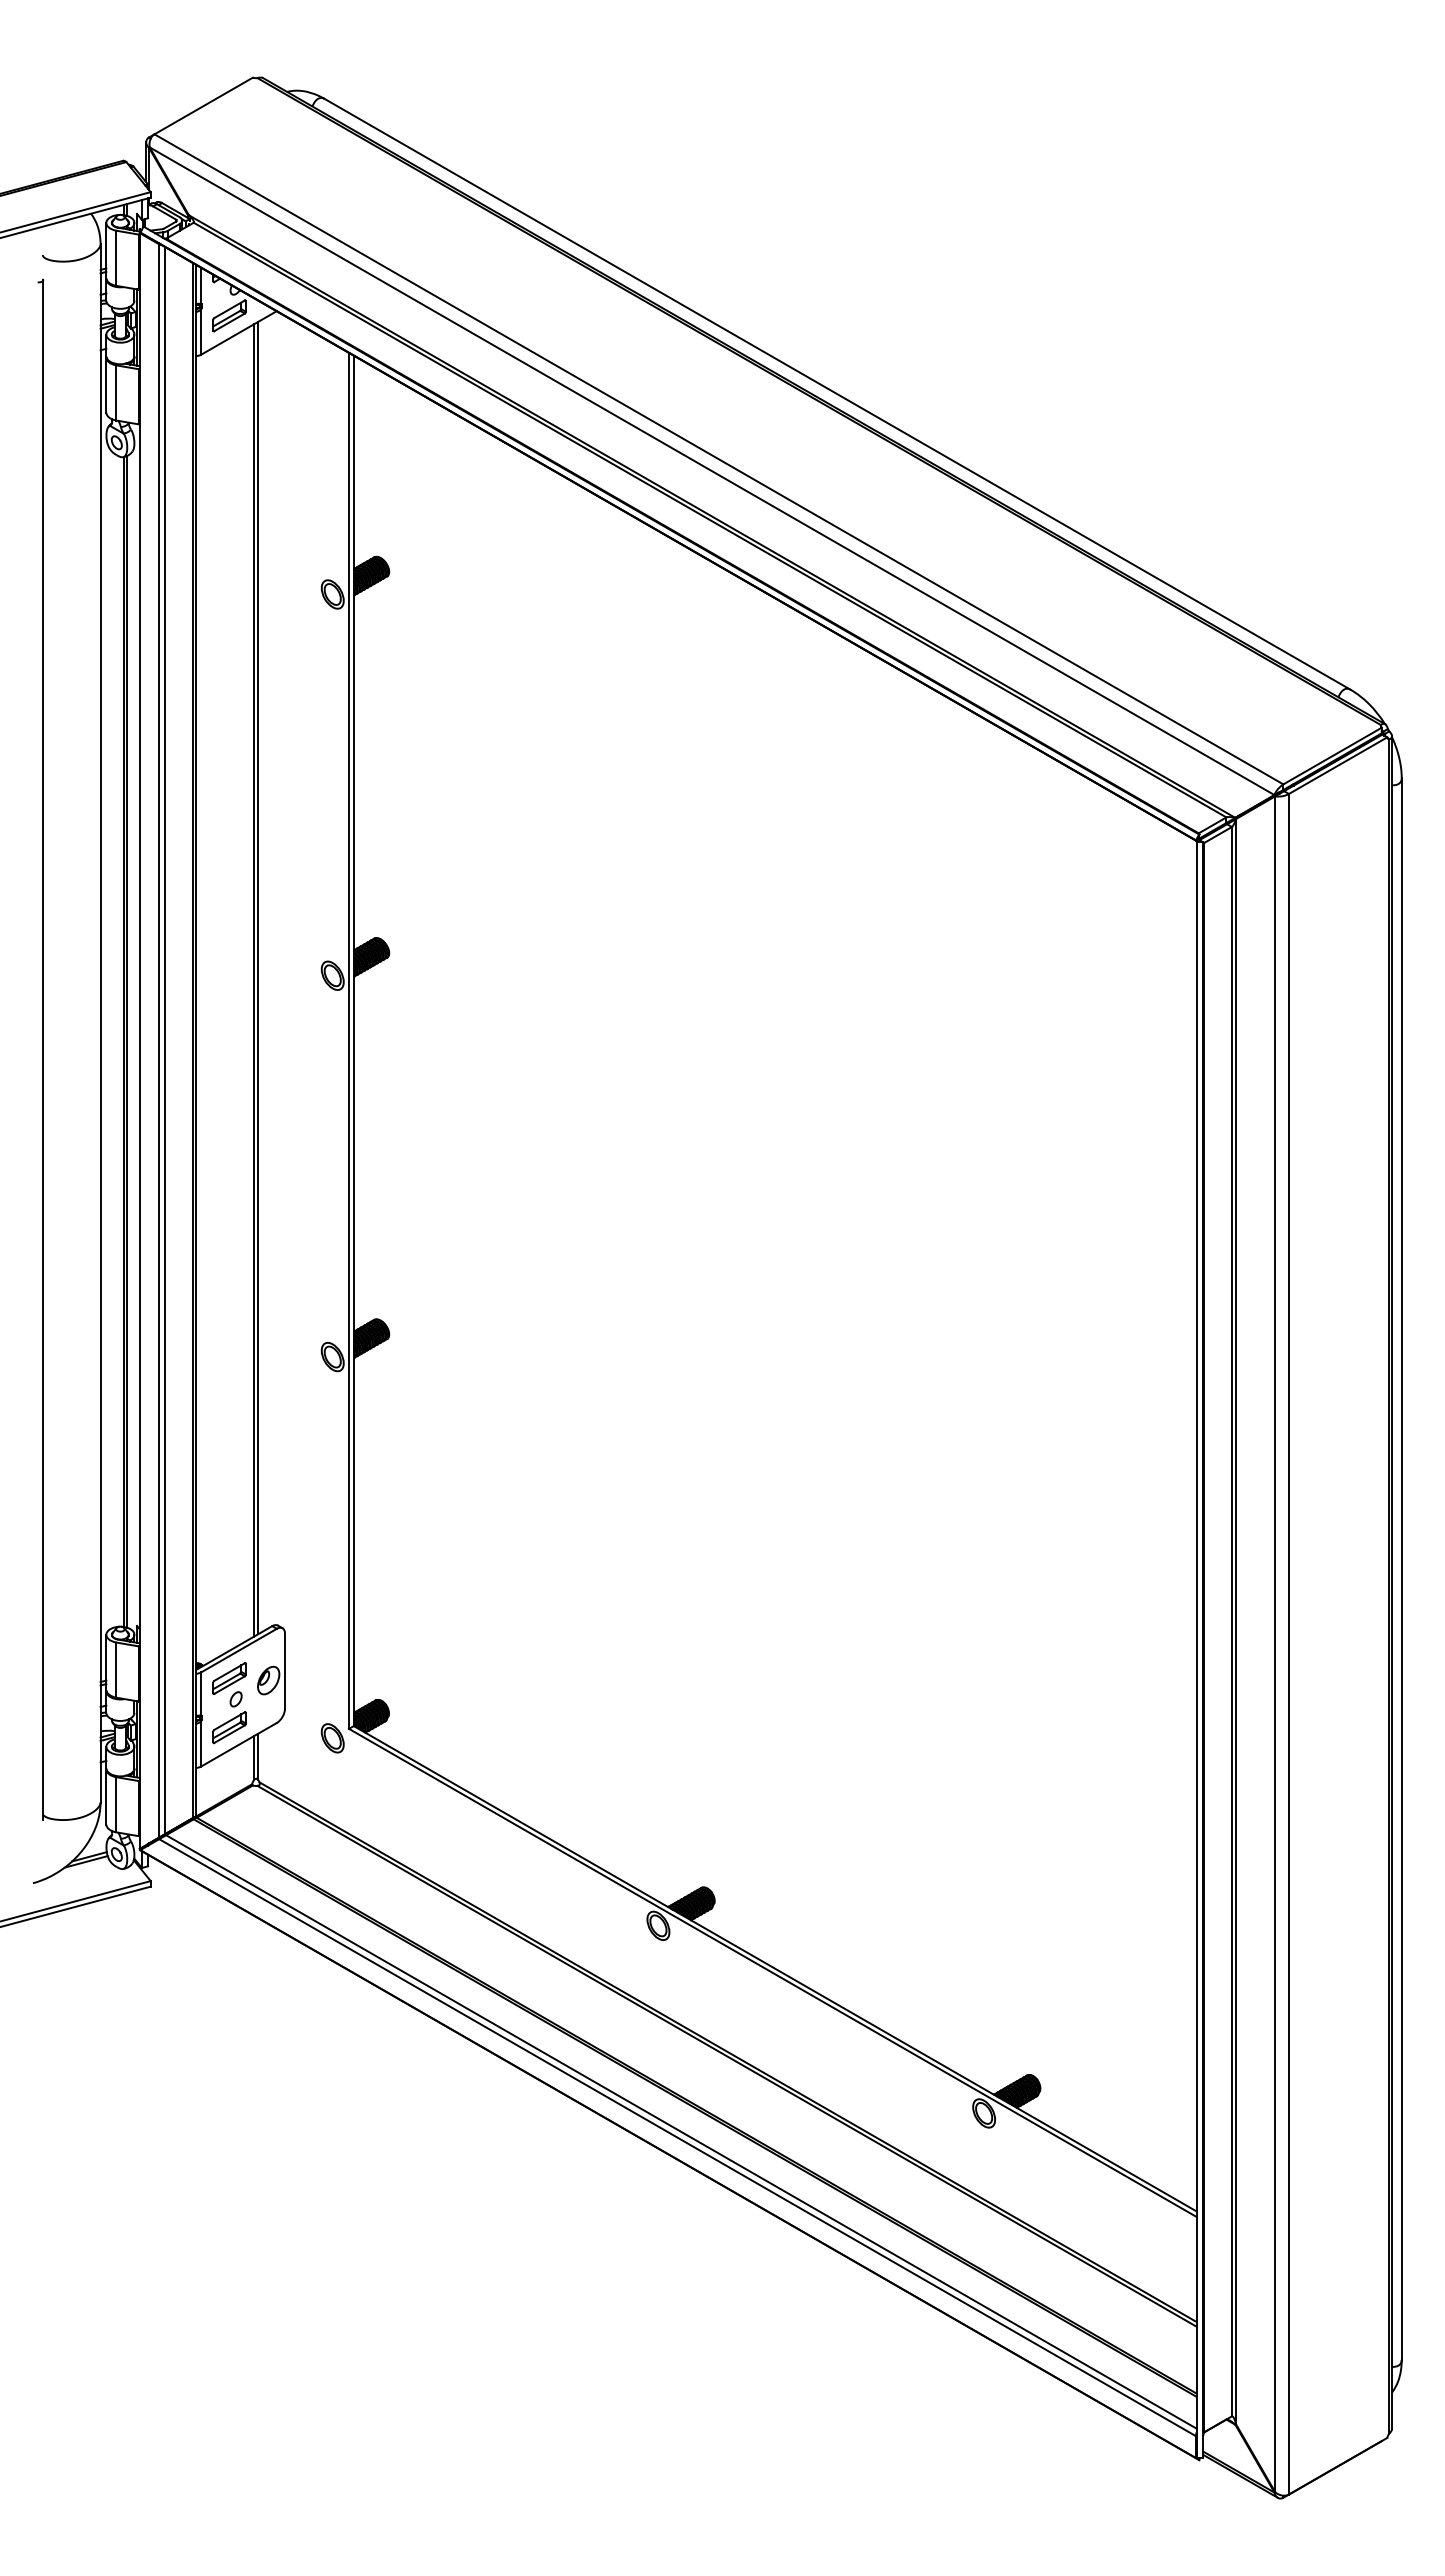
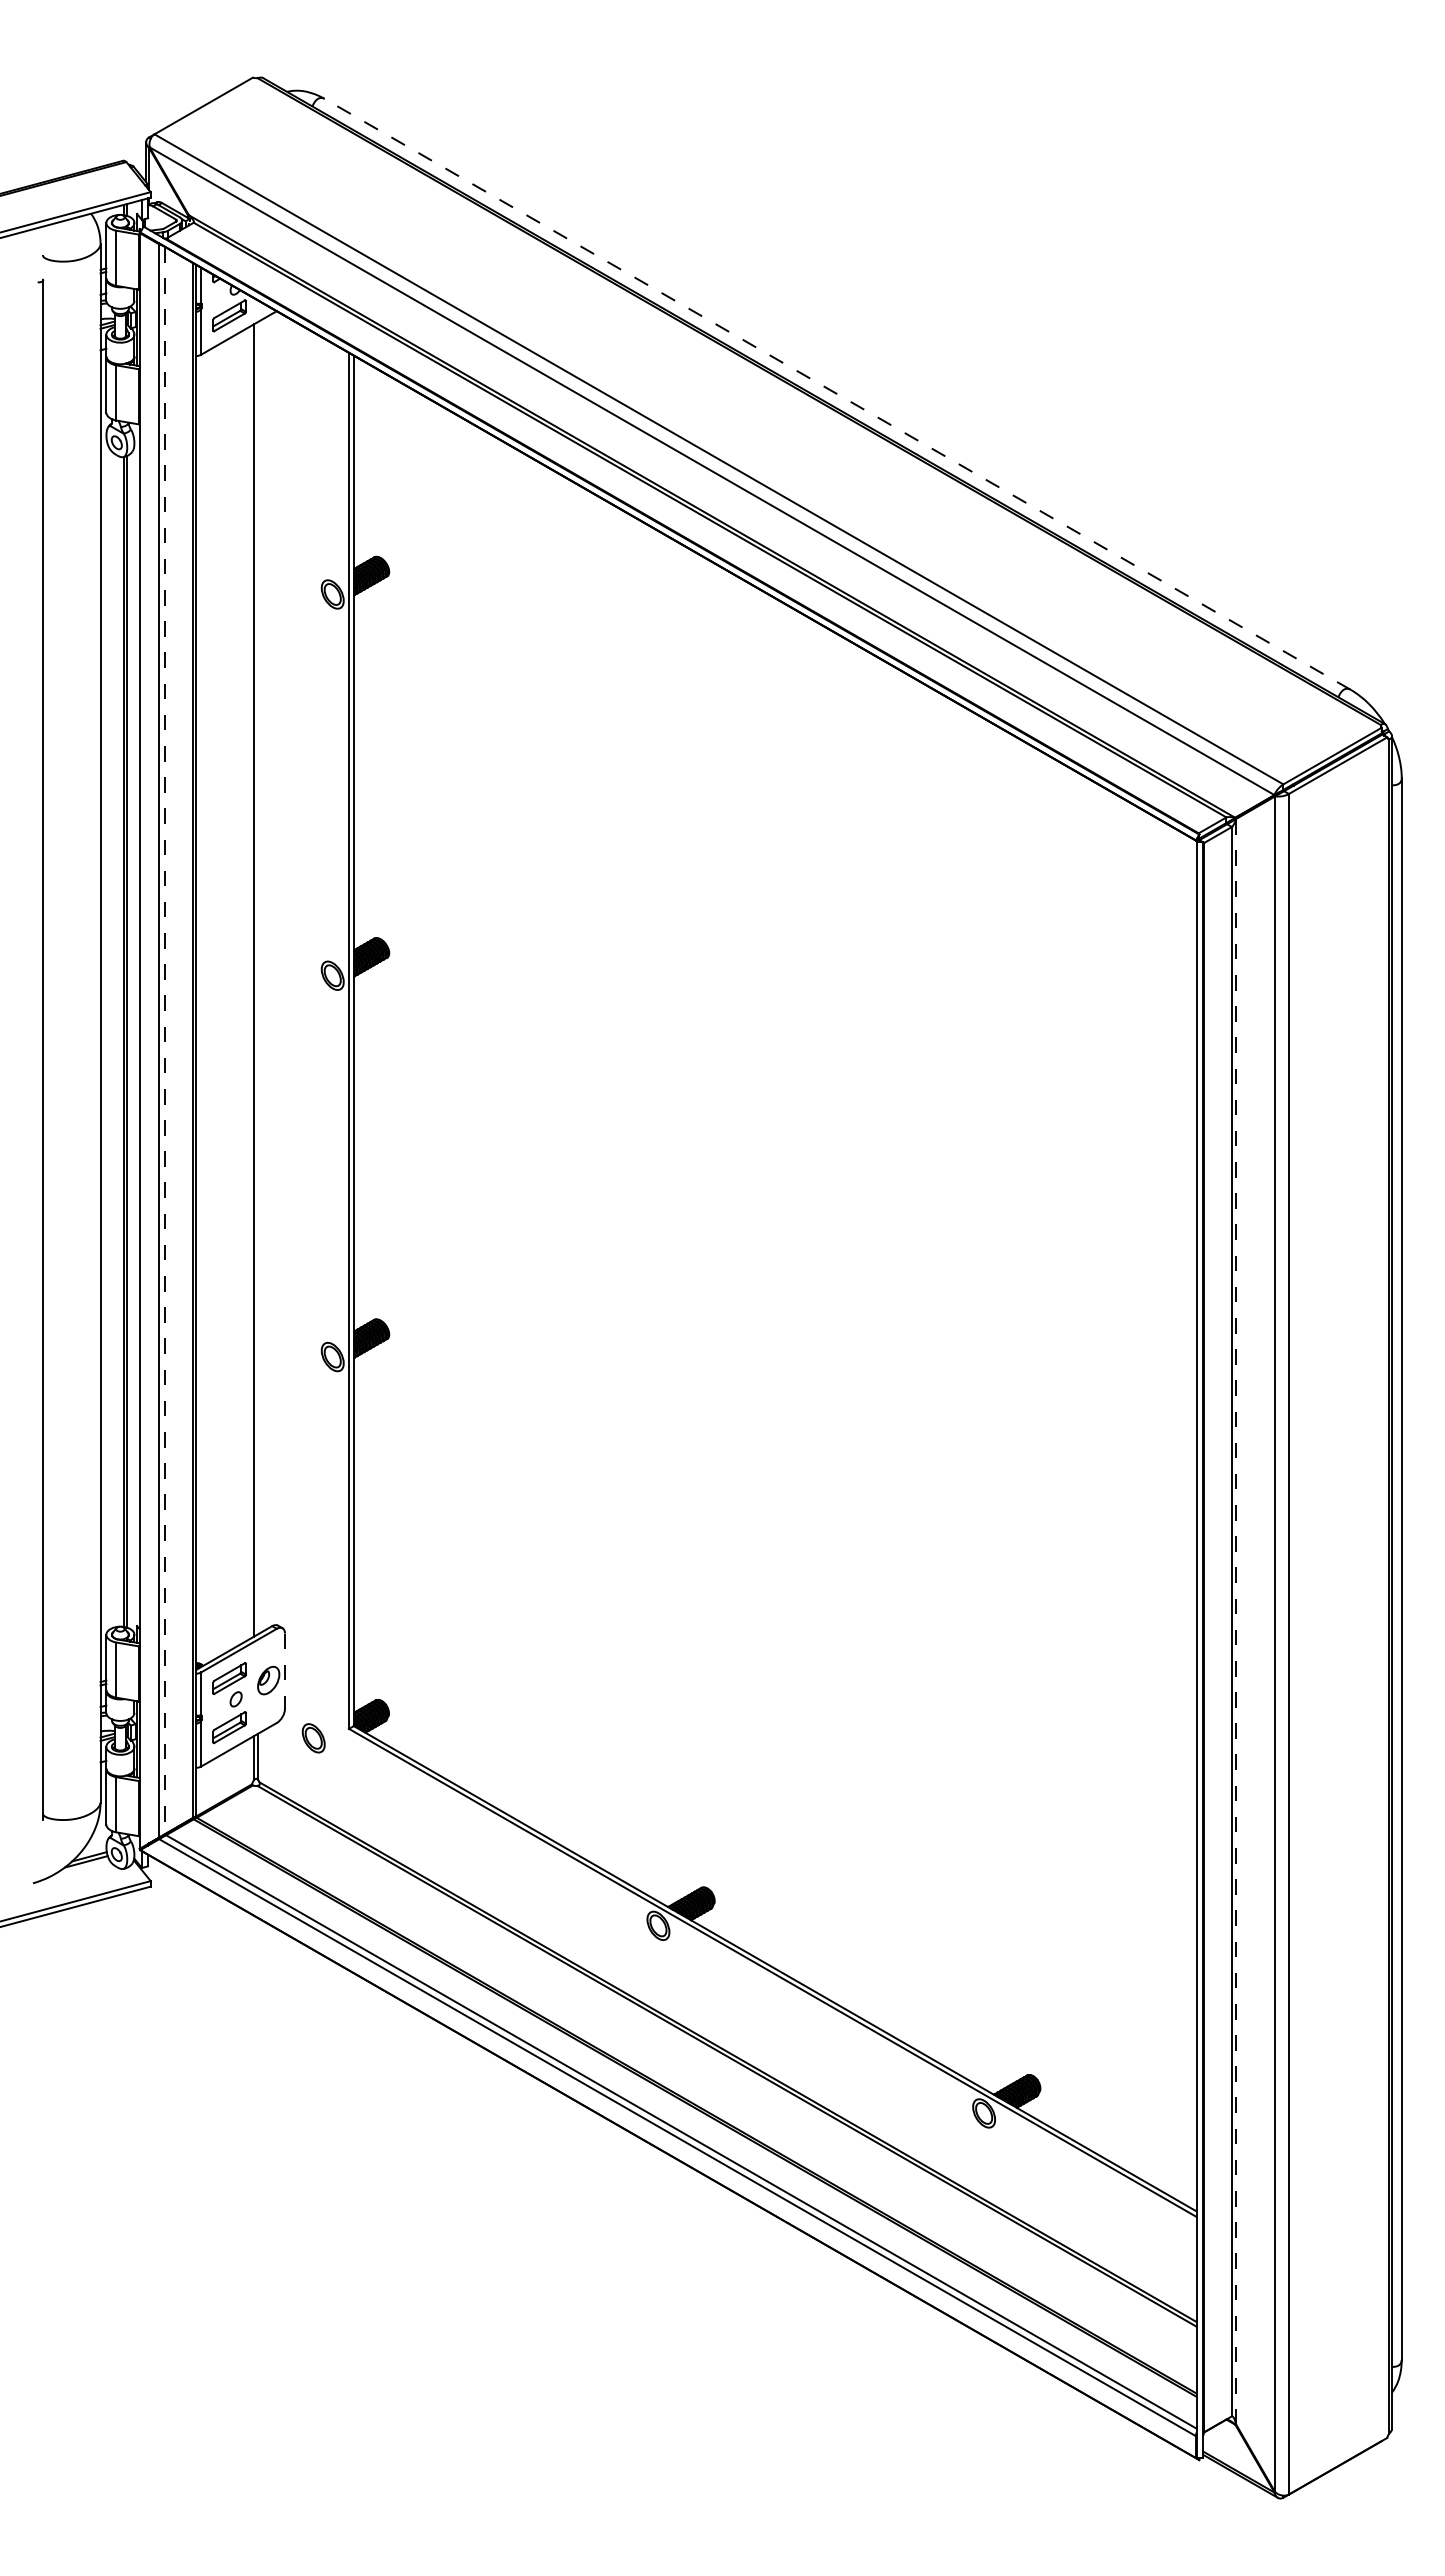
line: solid -> dashed (837, 394)
line: present -> none (258, 977)
line: solid -> dashed (165, 1041)
line: solid -> dashed (1236, 1621)
line: solid -> dashed (285, 1671)
part position: (332, 1738) -> (313, 1738) (313, 1738)
